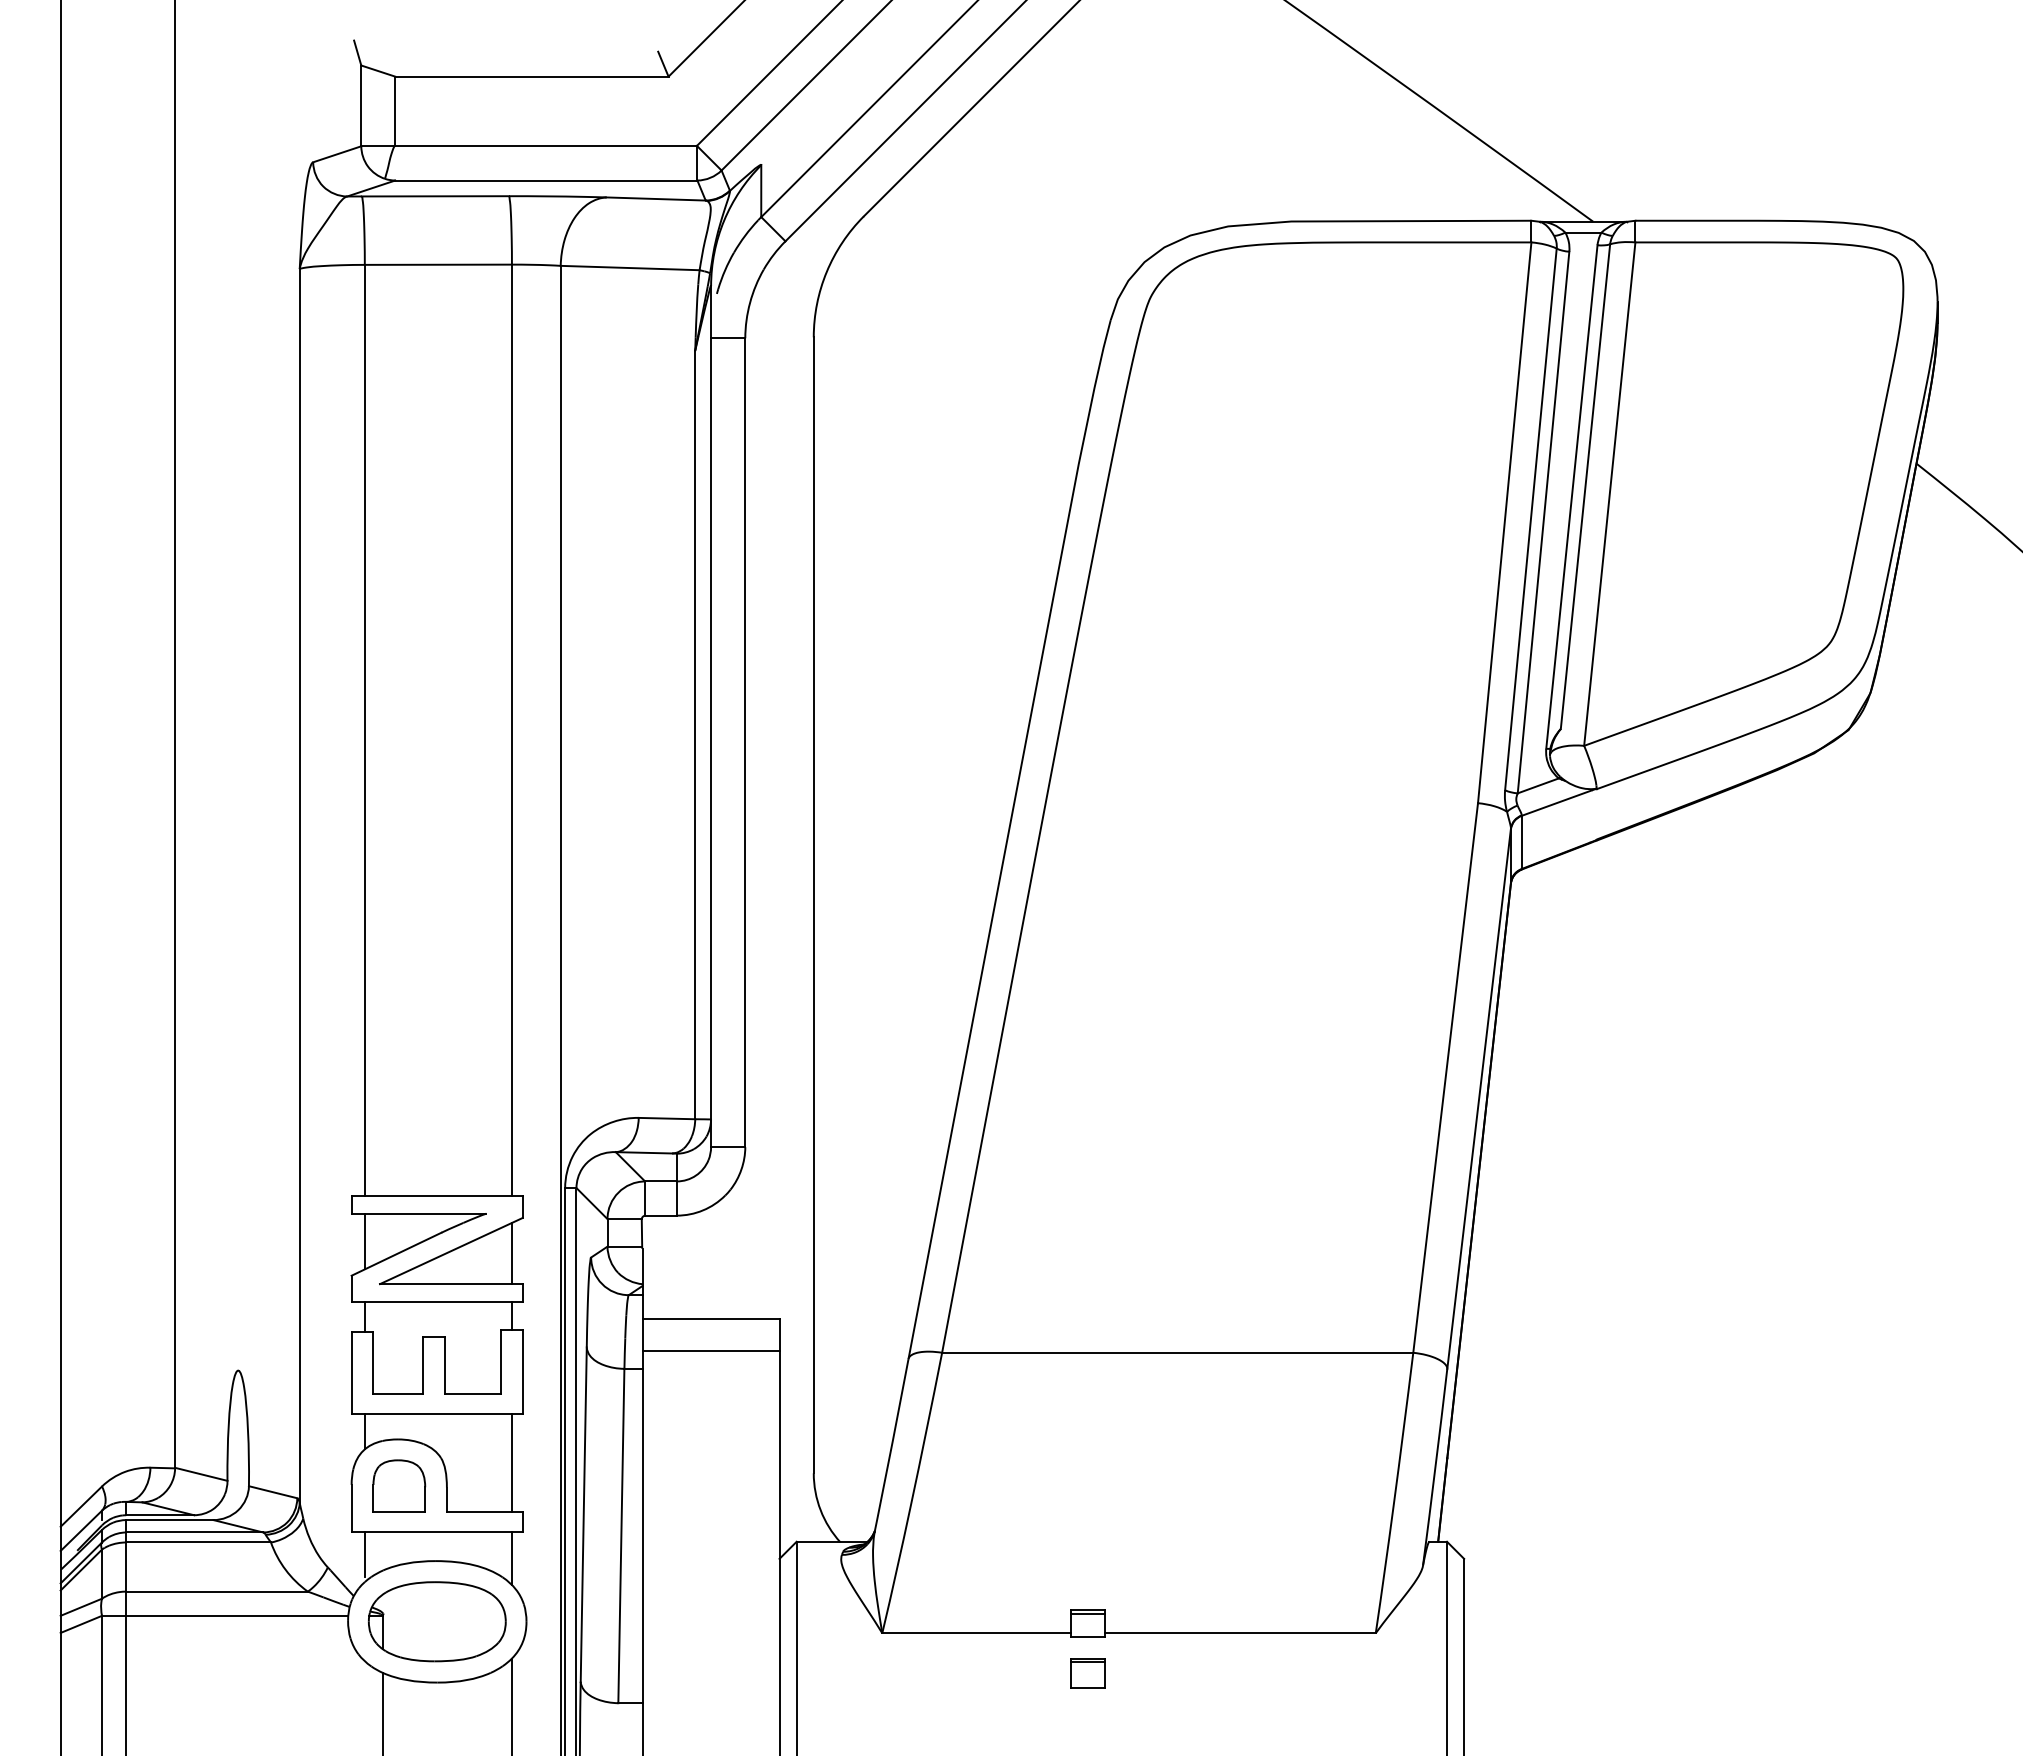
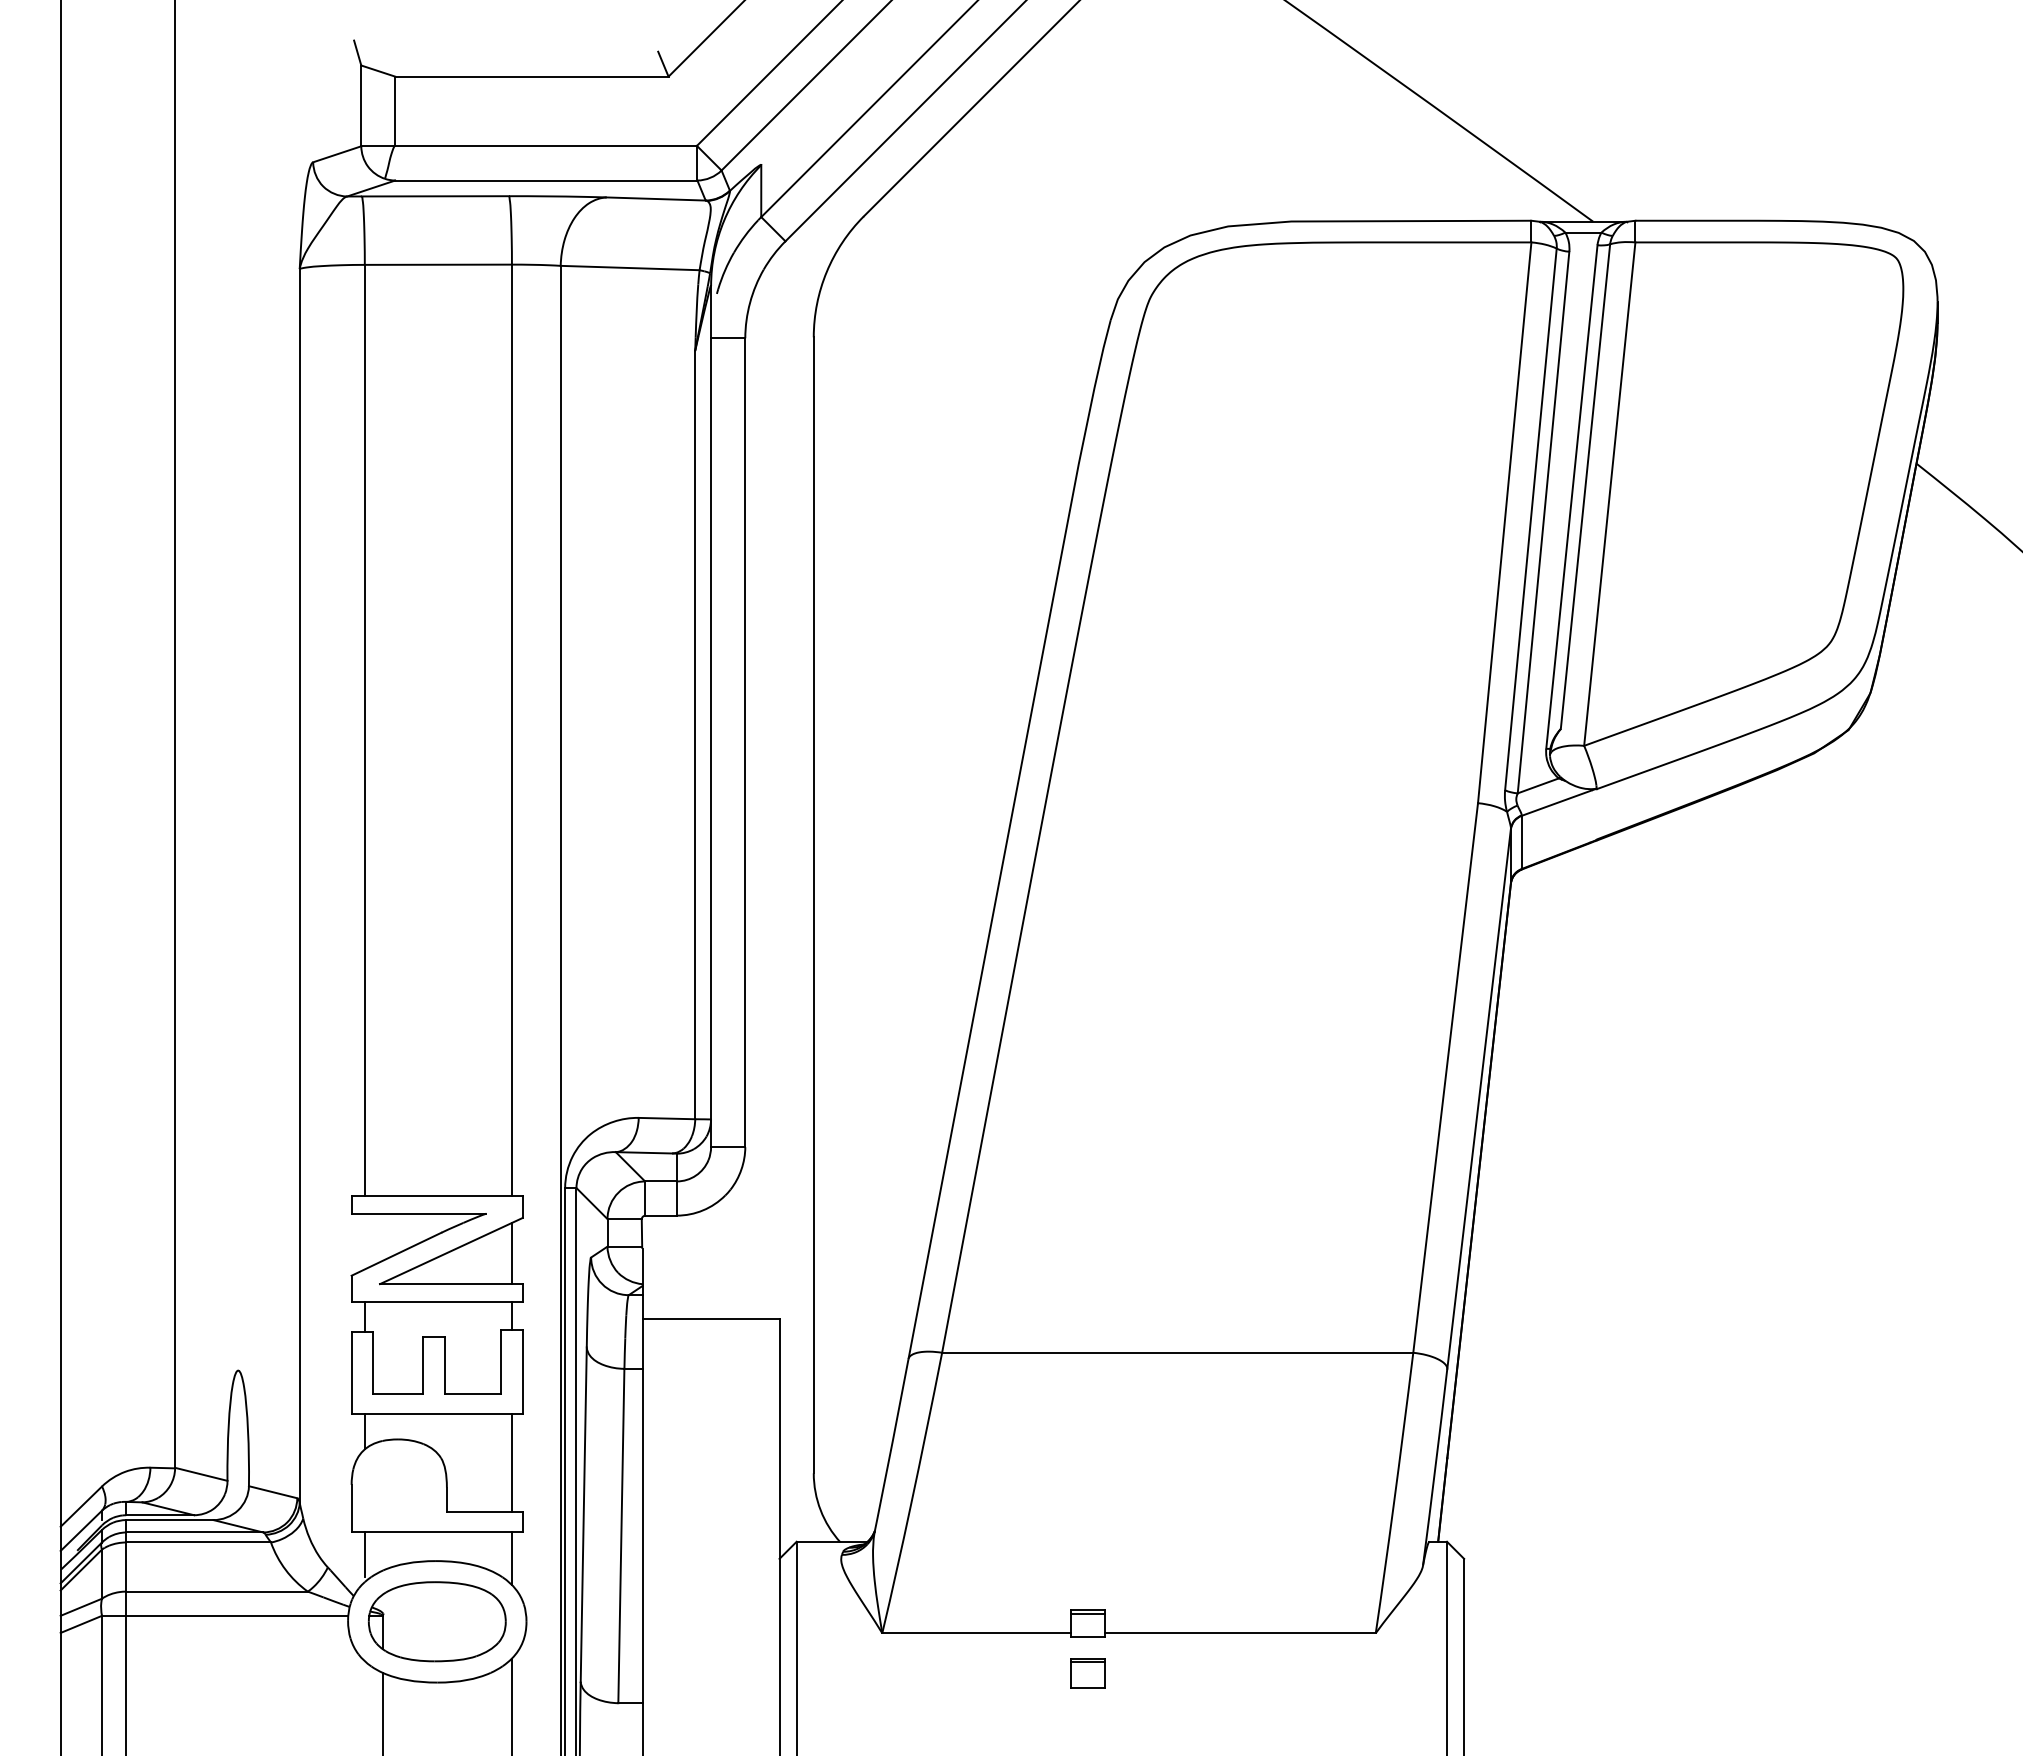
line: present -> none (364, 1241)
line: present -> none (710, 1351)
part: present -> none (399, 1485)
